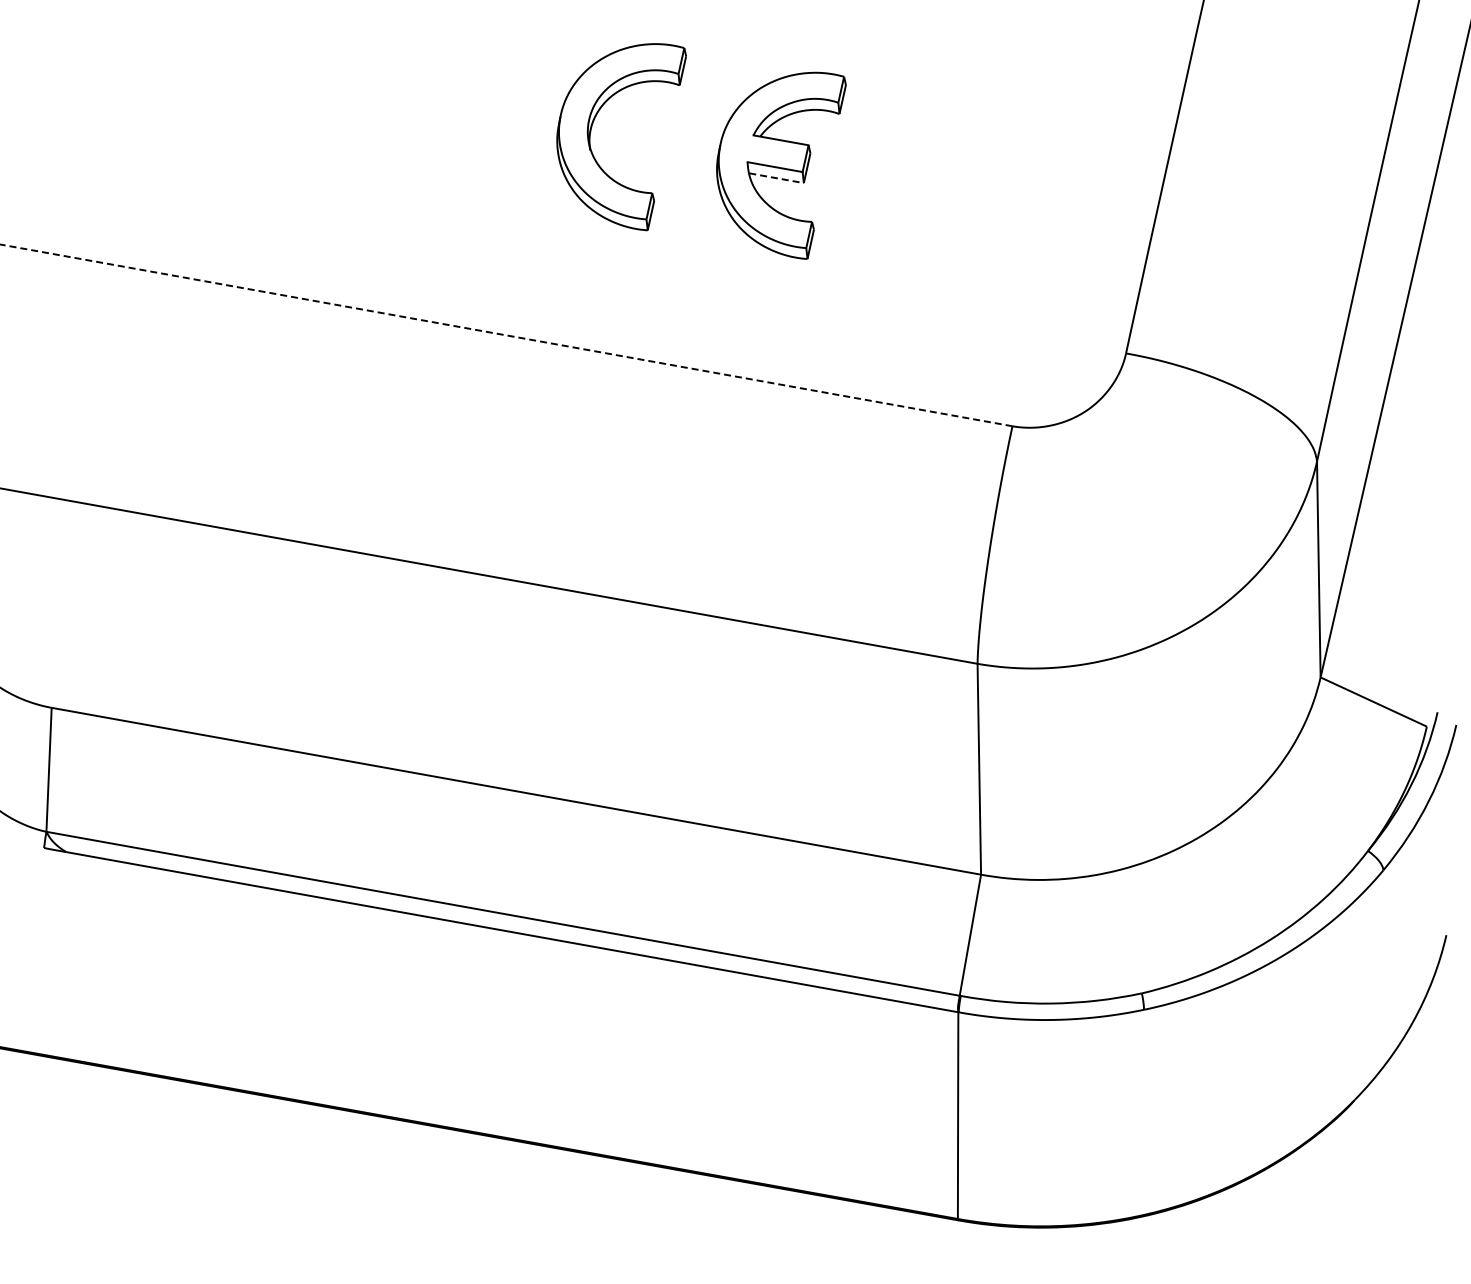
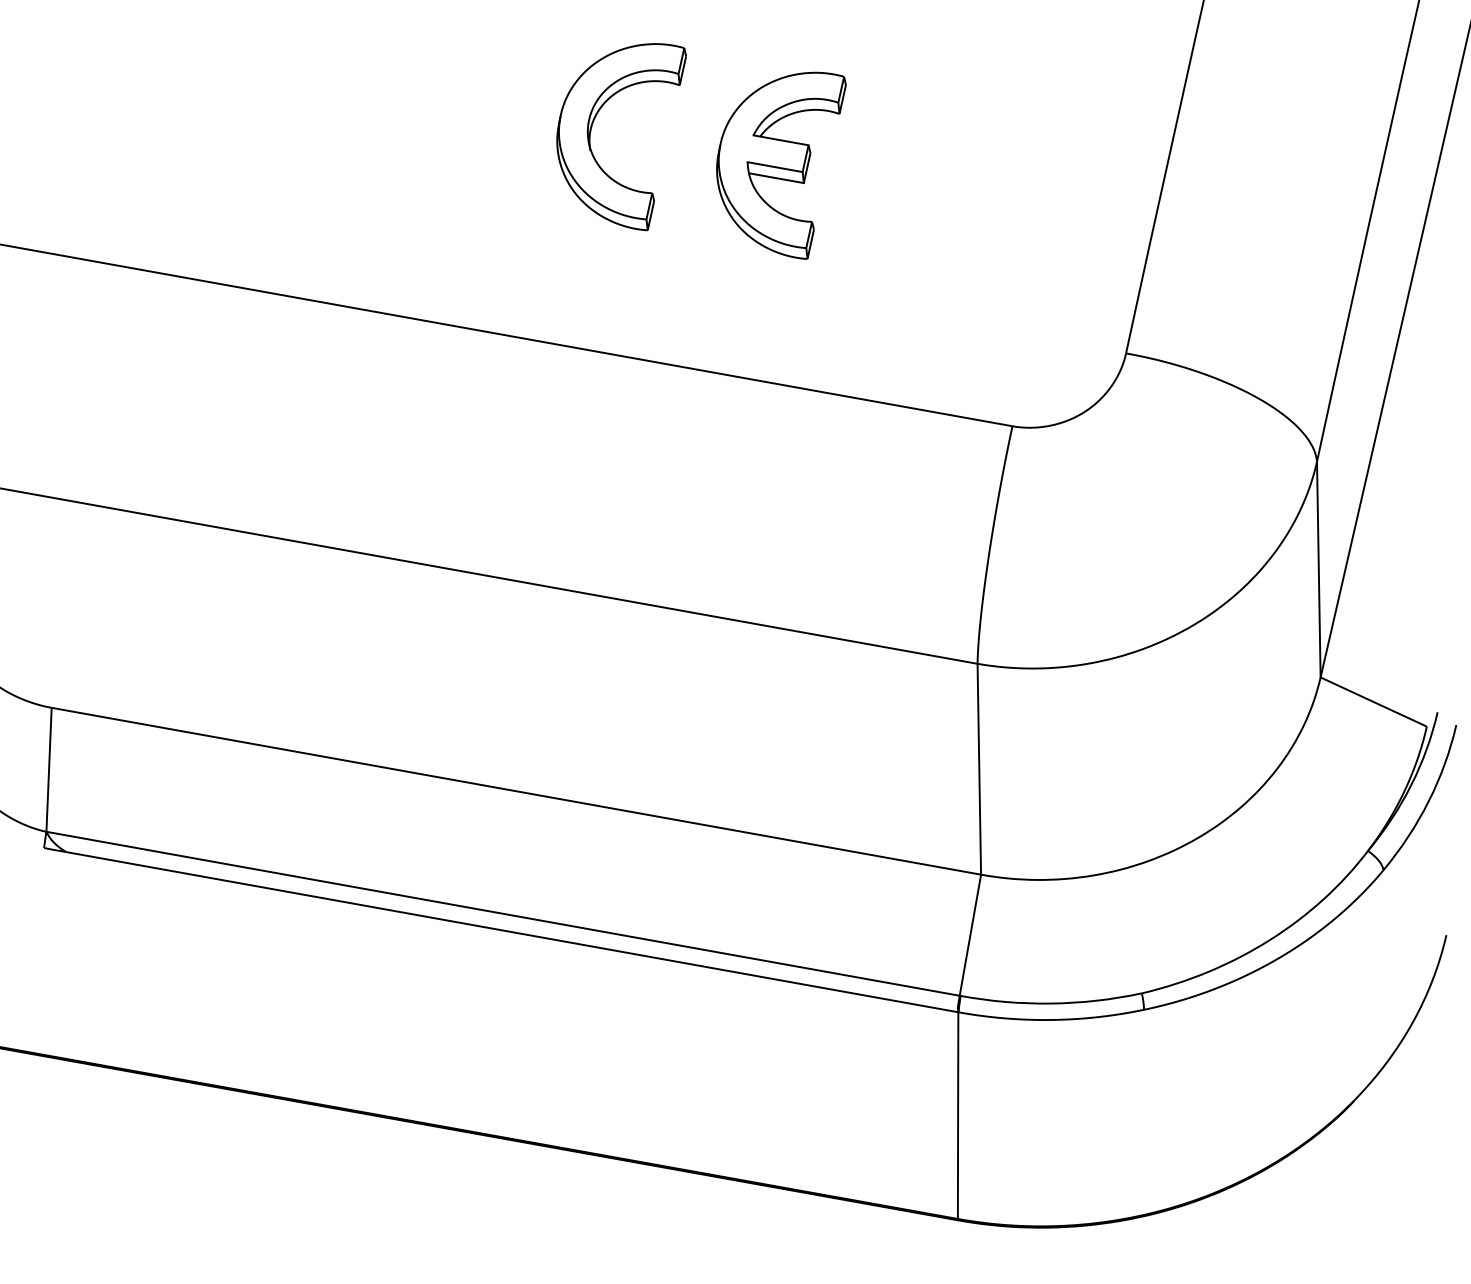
line: dashed -> solid (776, 178)
line: dashed -> solid (506, 335)
